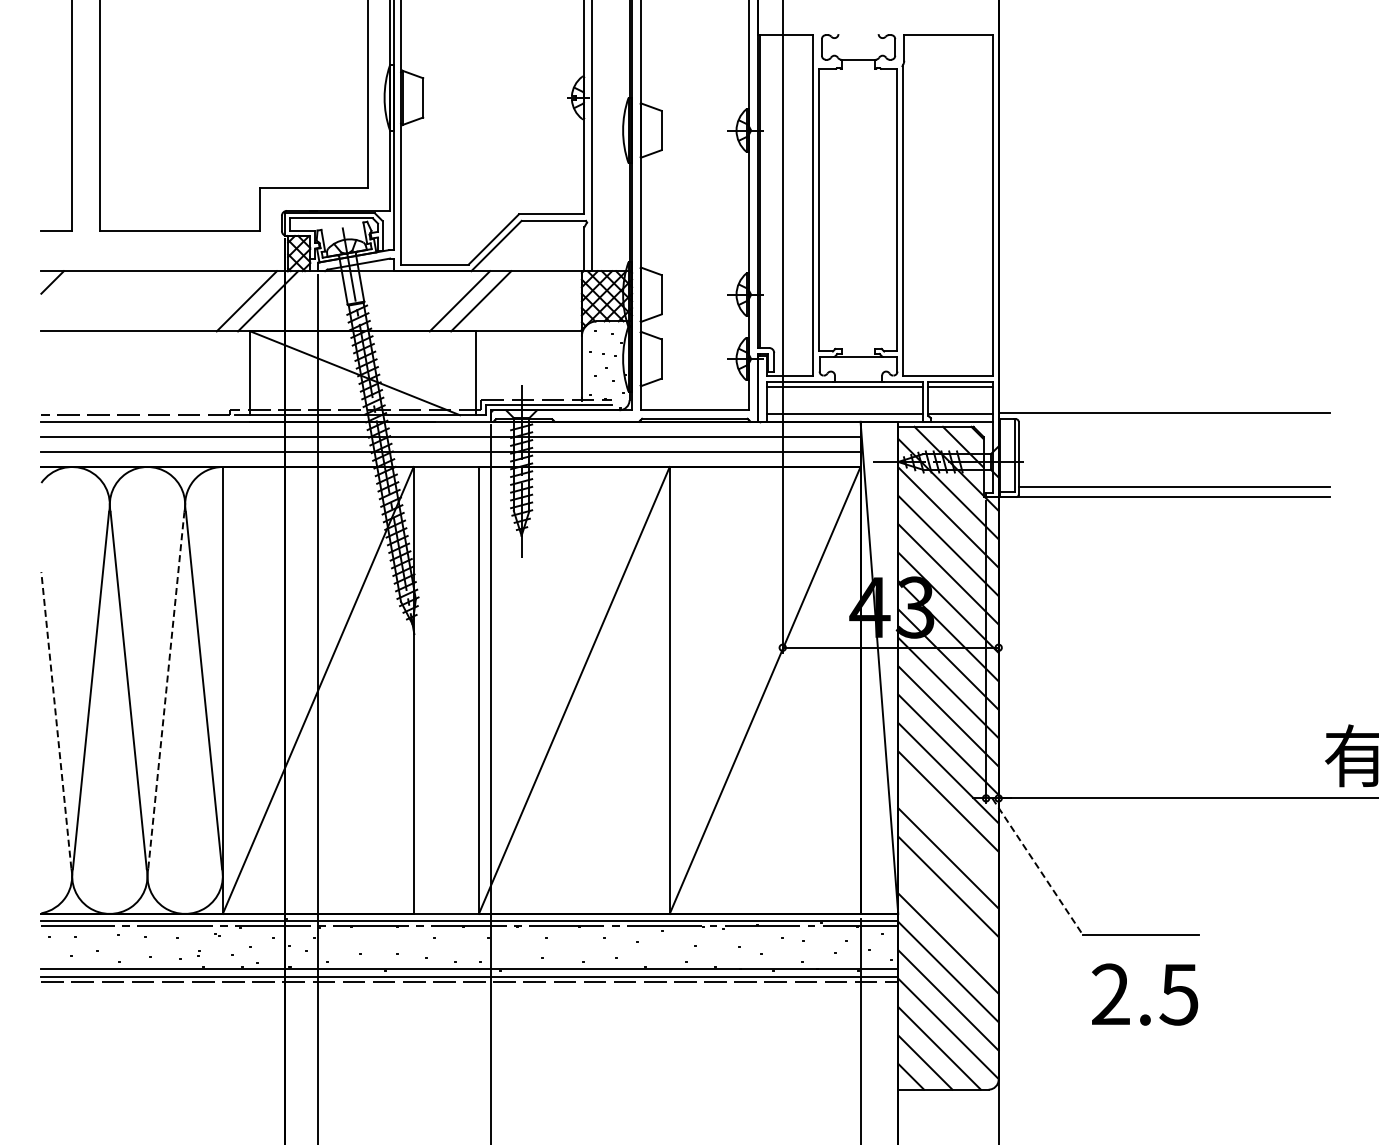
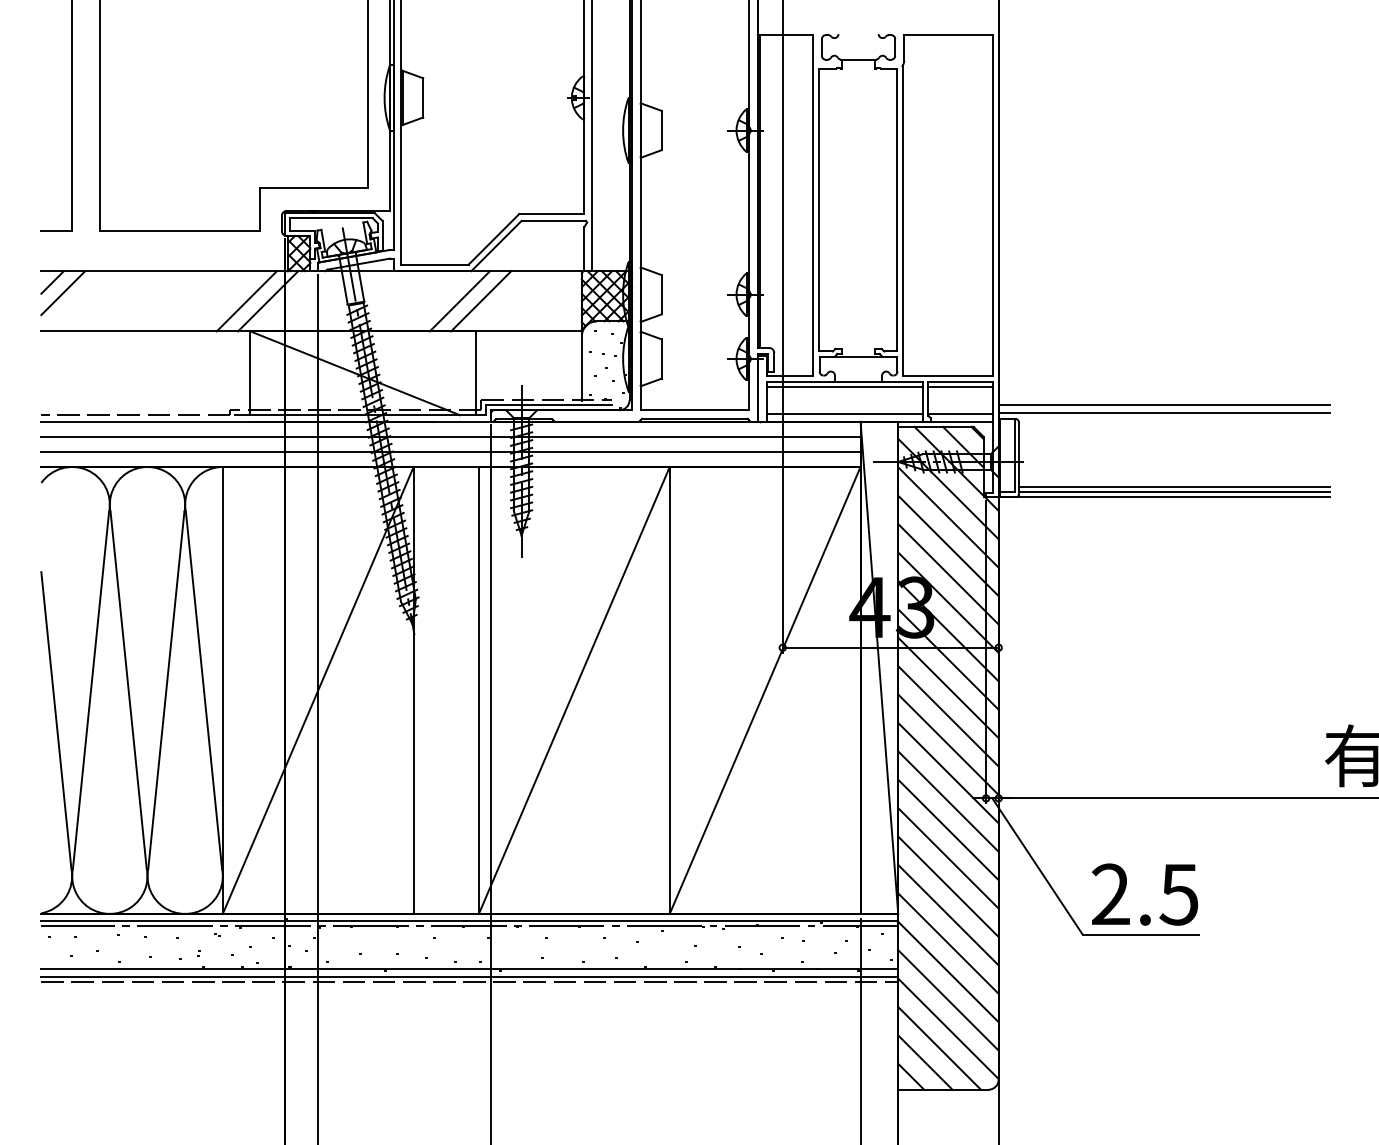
line: none -> present (63, 293)
line: none -> present (1164, 405)
line: none -> present (1174, 492)
line: dashed -> solid (166, 689)
line: dashed -> solid (56, 720)
line: none -> present (948, 829)
line: dashed -> solid (1037, 866)
line: none -> present (948, 914)
text position: (1145, 994) -> (1145, 894) (1145, 894)
